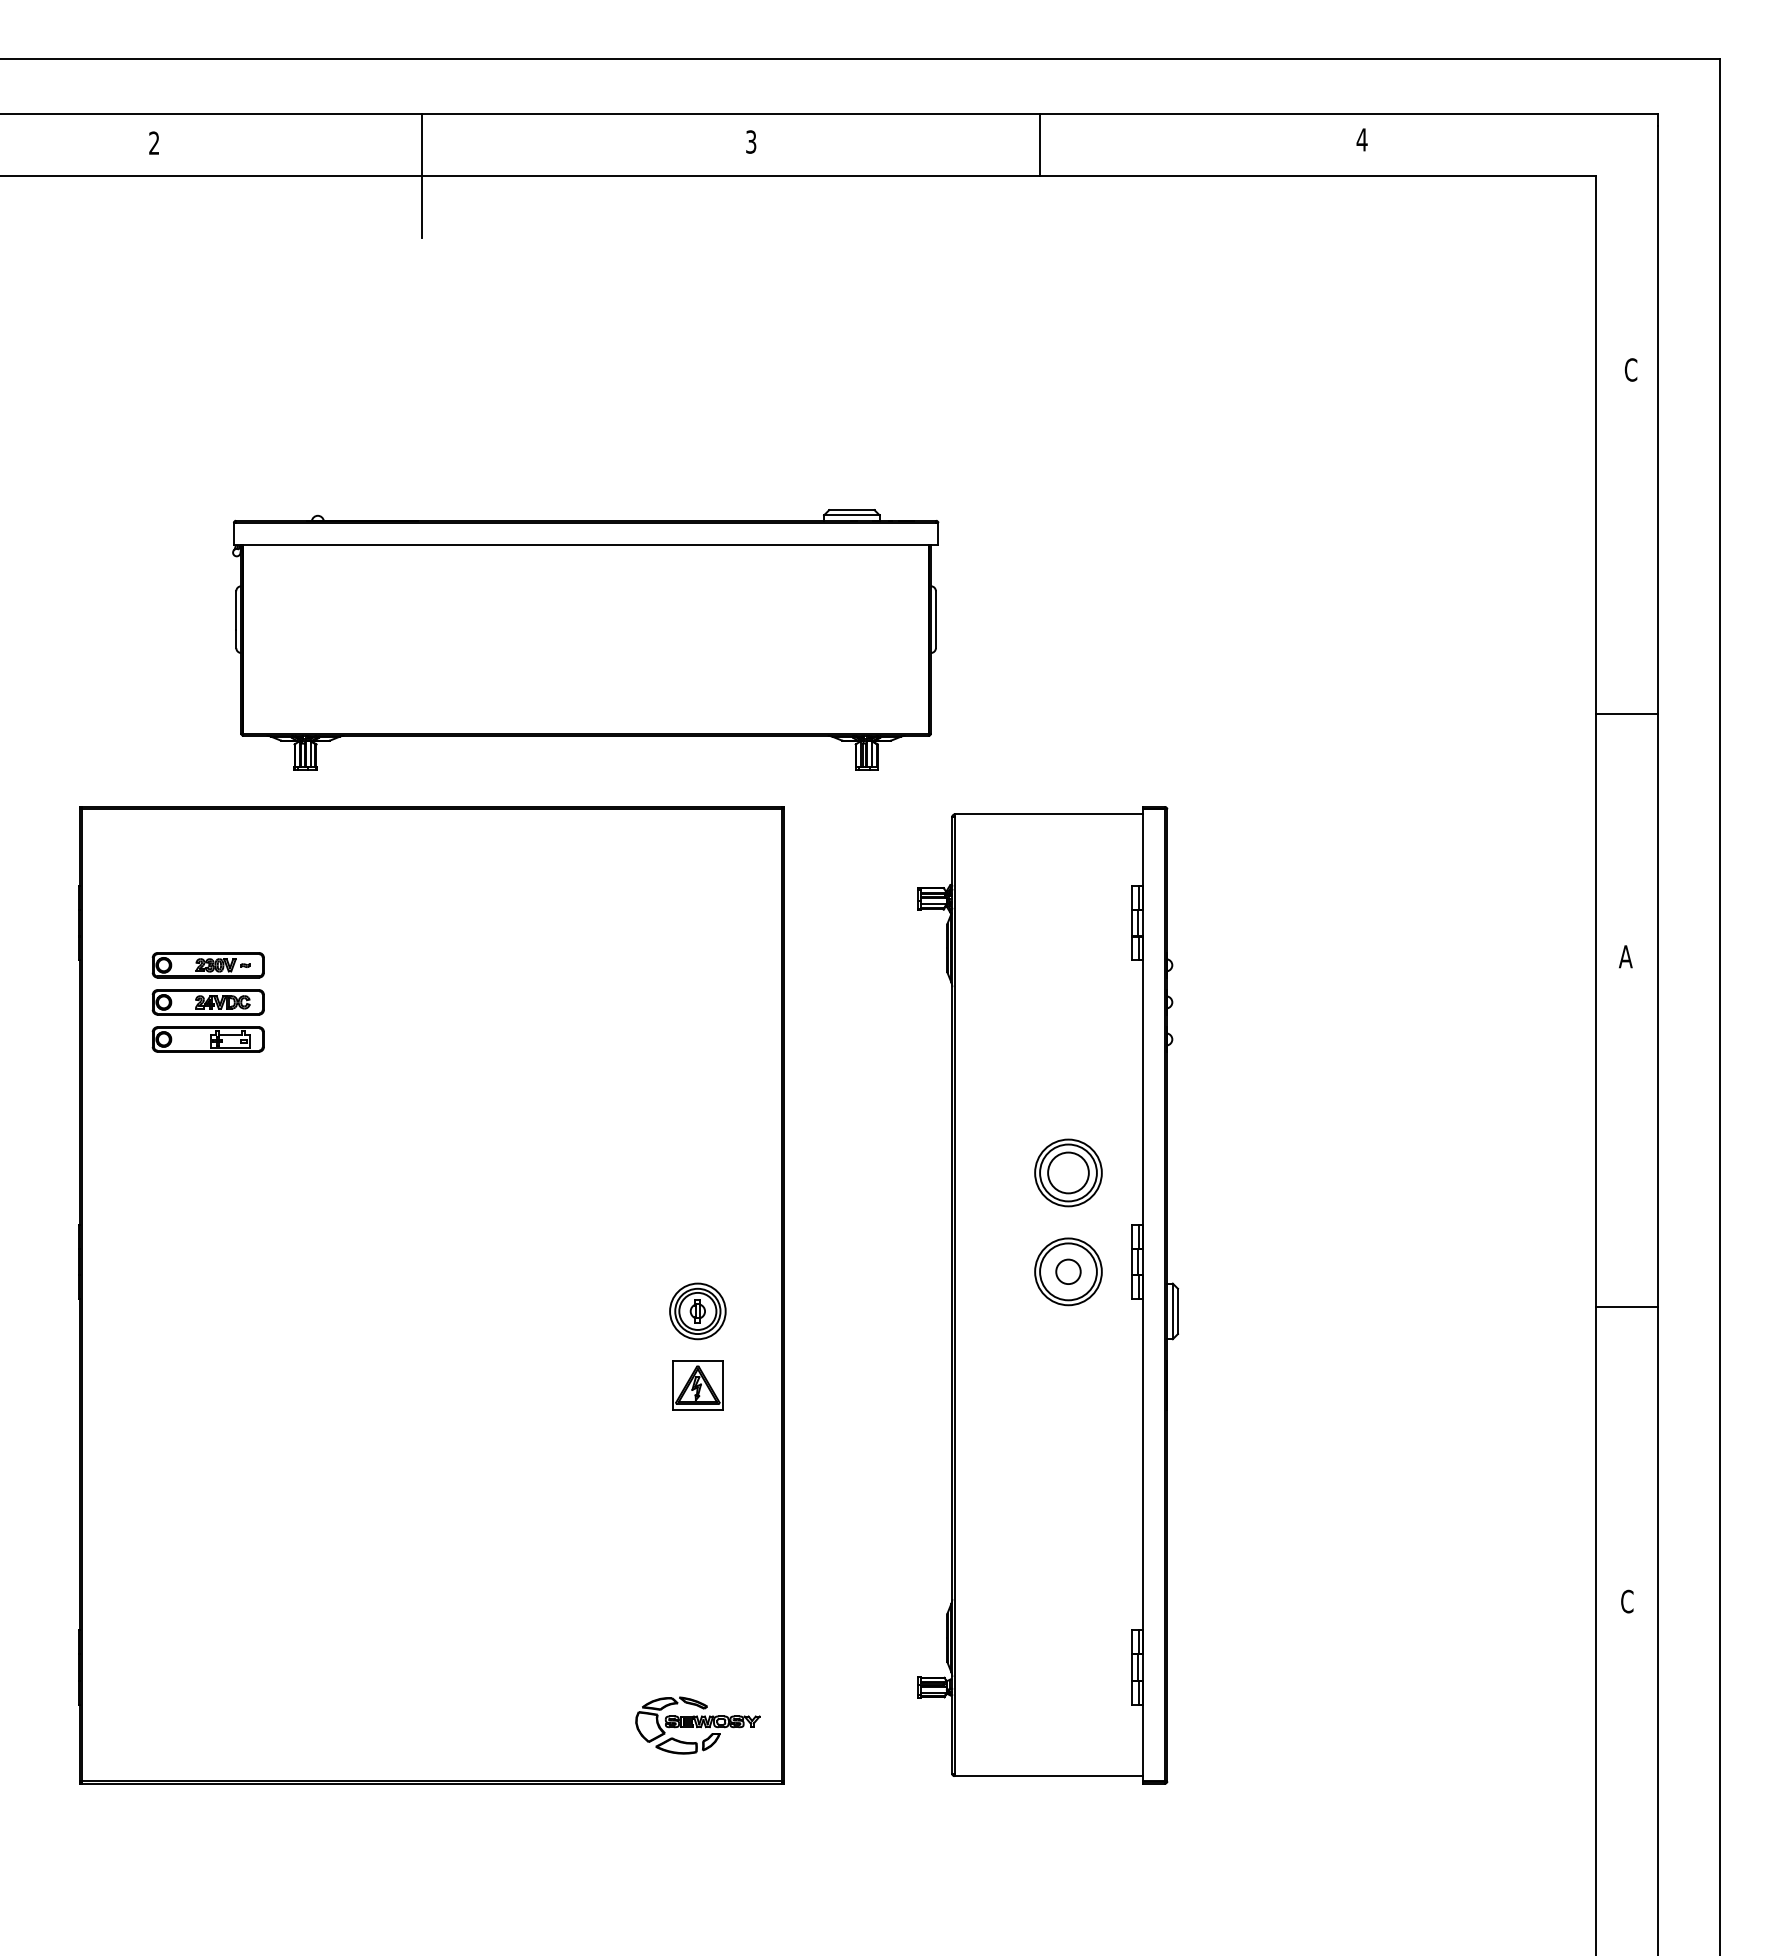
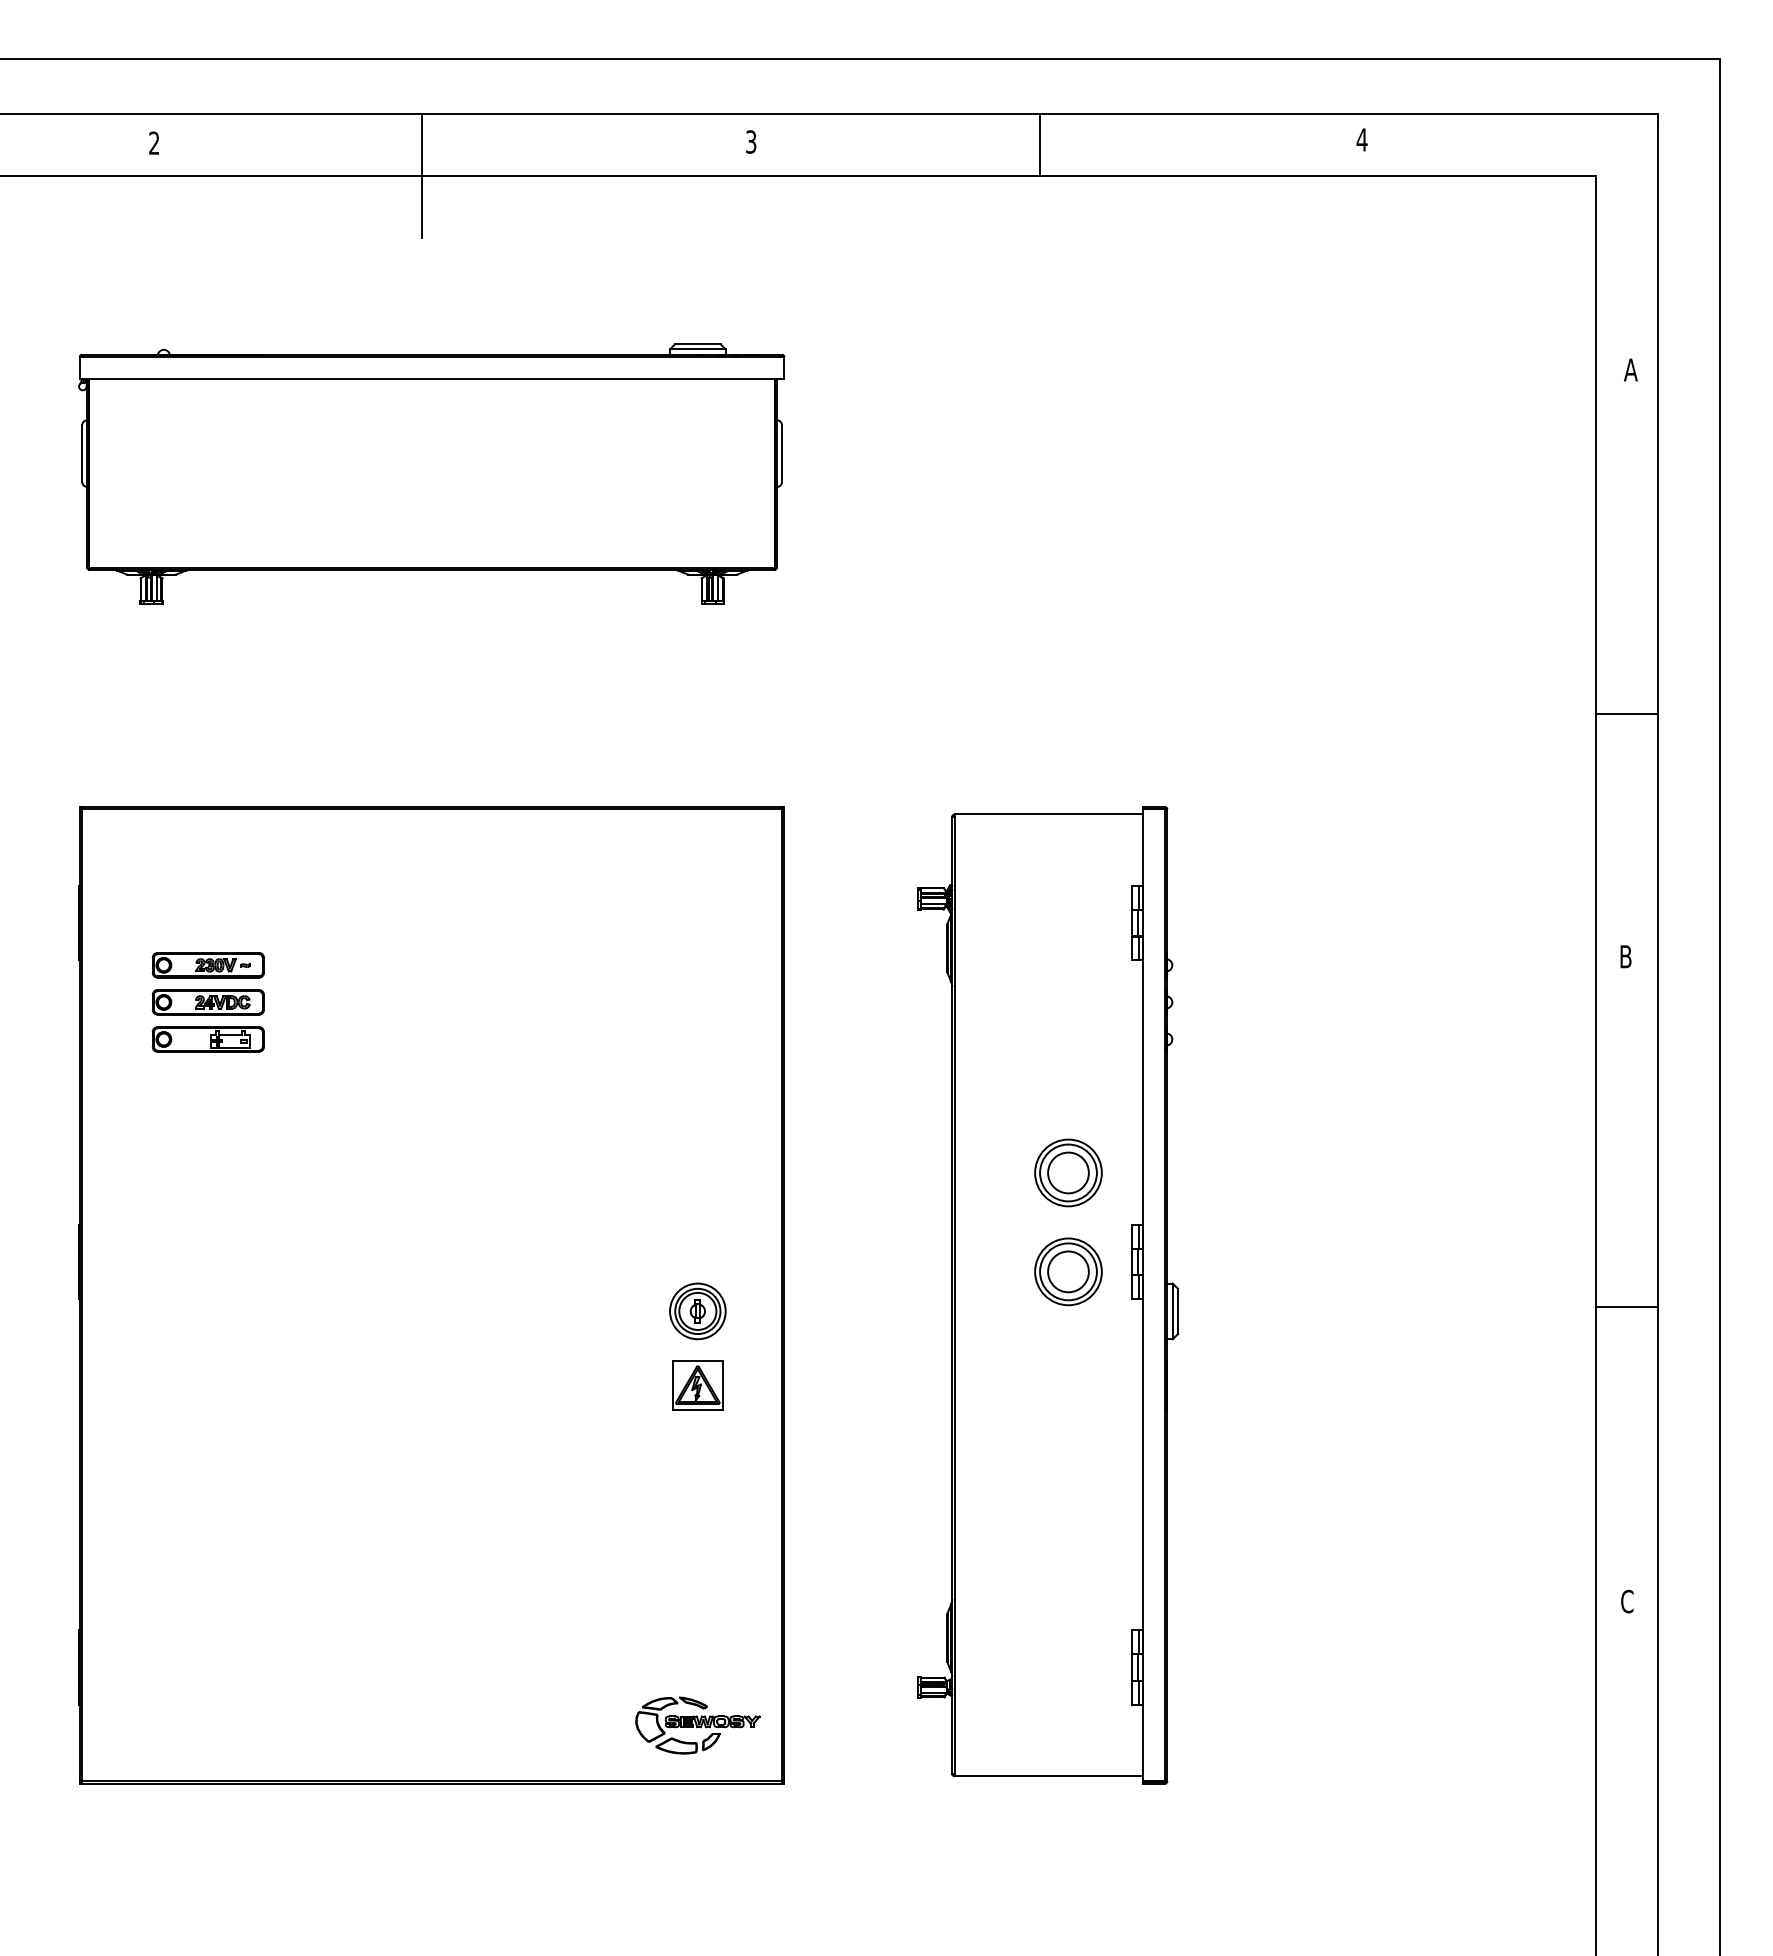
text: C -> A (1630, 369)
part position: (585, 639) -> (431, 473) (431, 473)
text: A -> B (1625, 956)
circle diameter: 24 px -> 41 px (1068, 1271)
